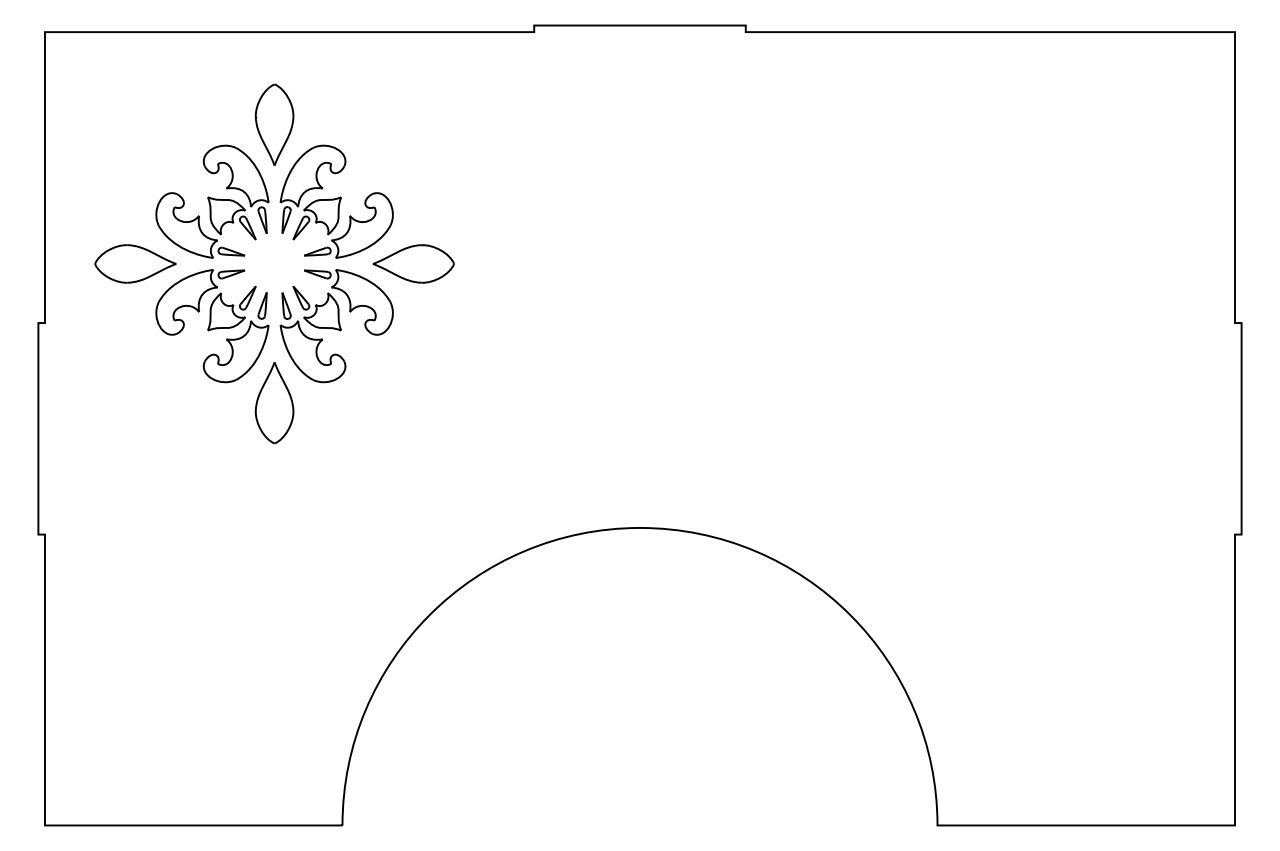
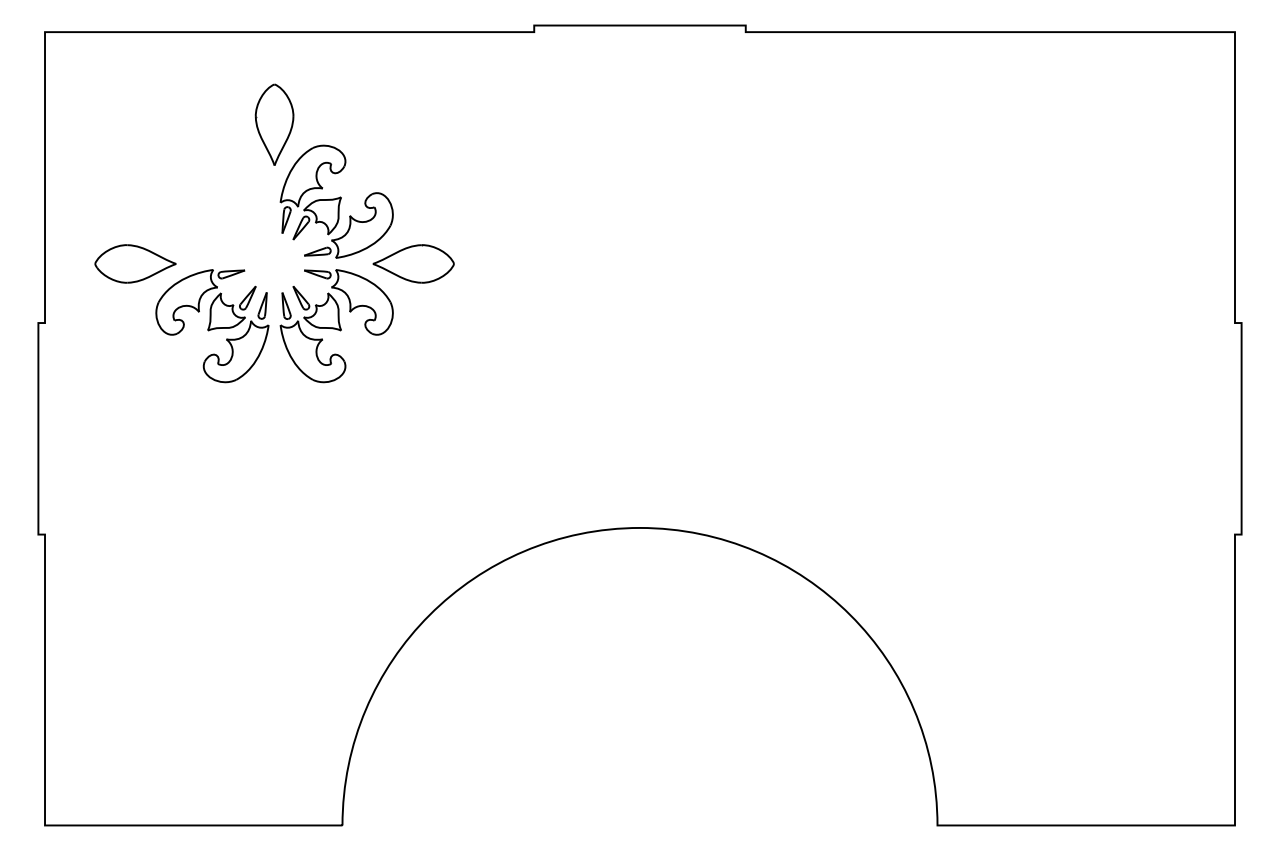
part: present -> none (212, 201)
part: present -> none (274, 403)
